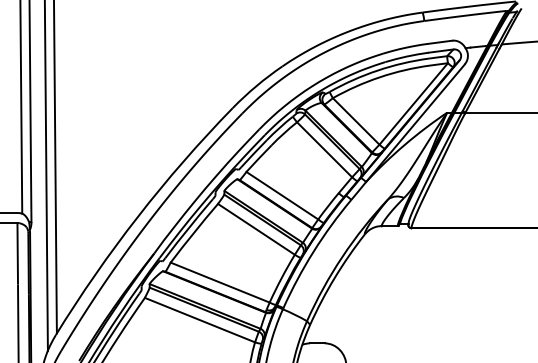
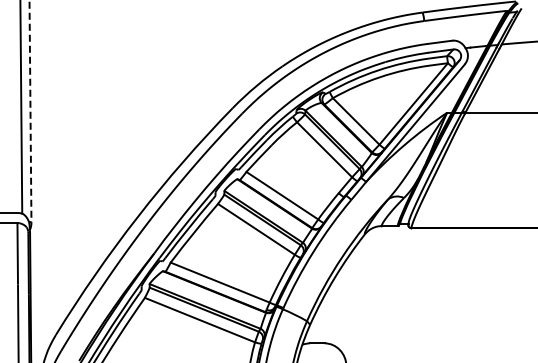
line: solid -> dashed (30, 111)
line: present -> none (55, 167)
line: present -> none (45, 176)
